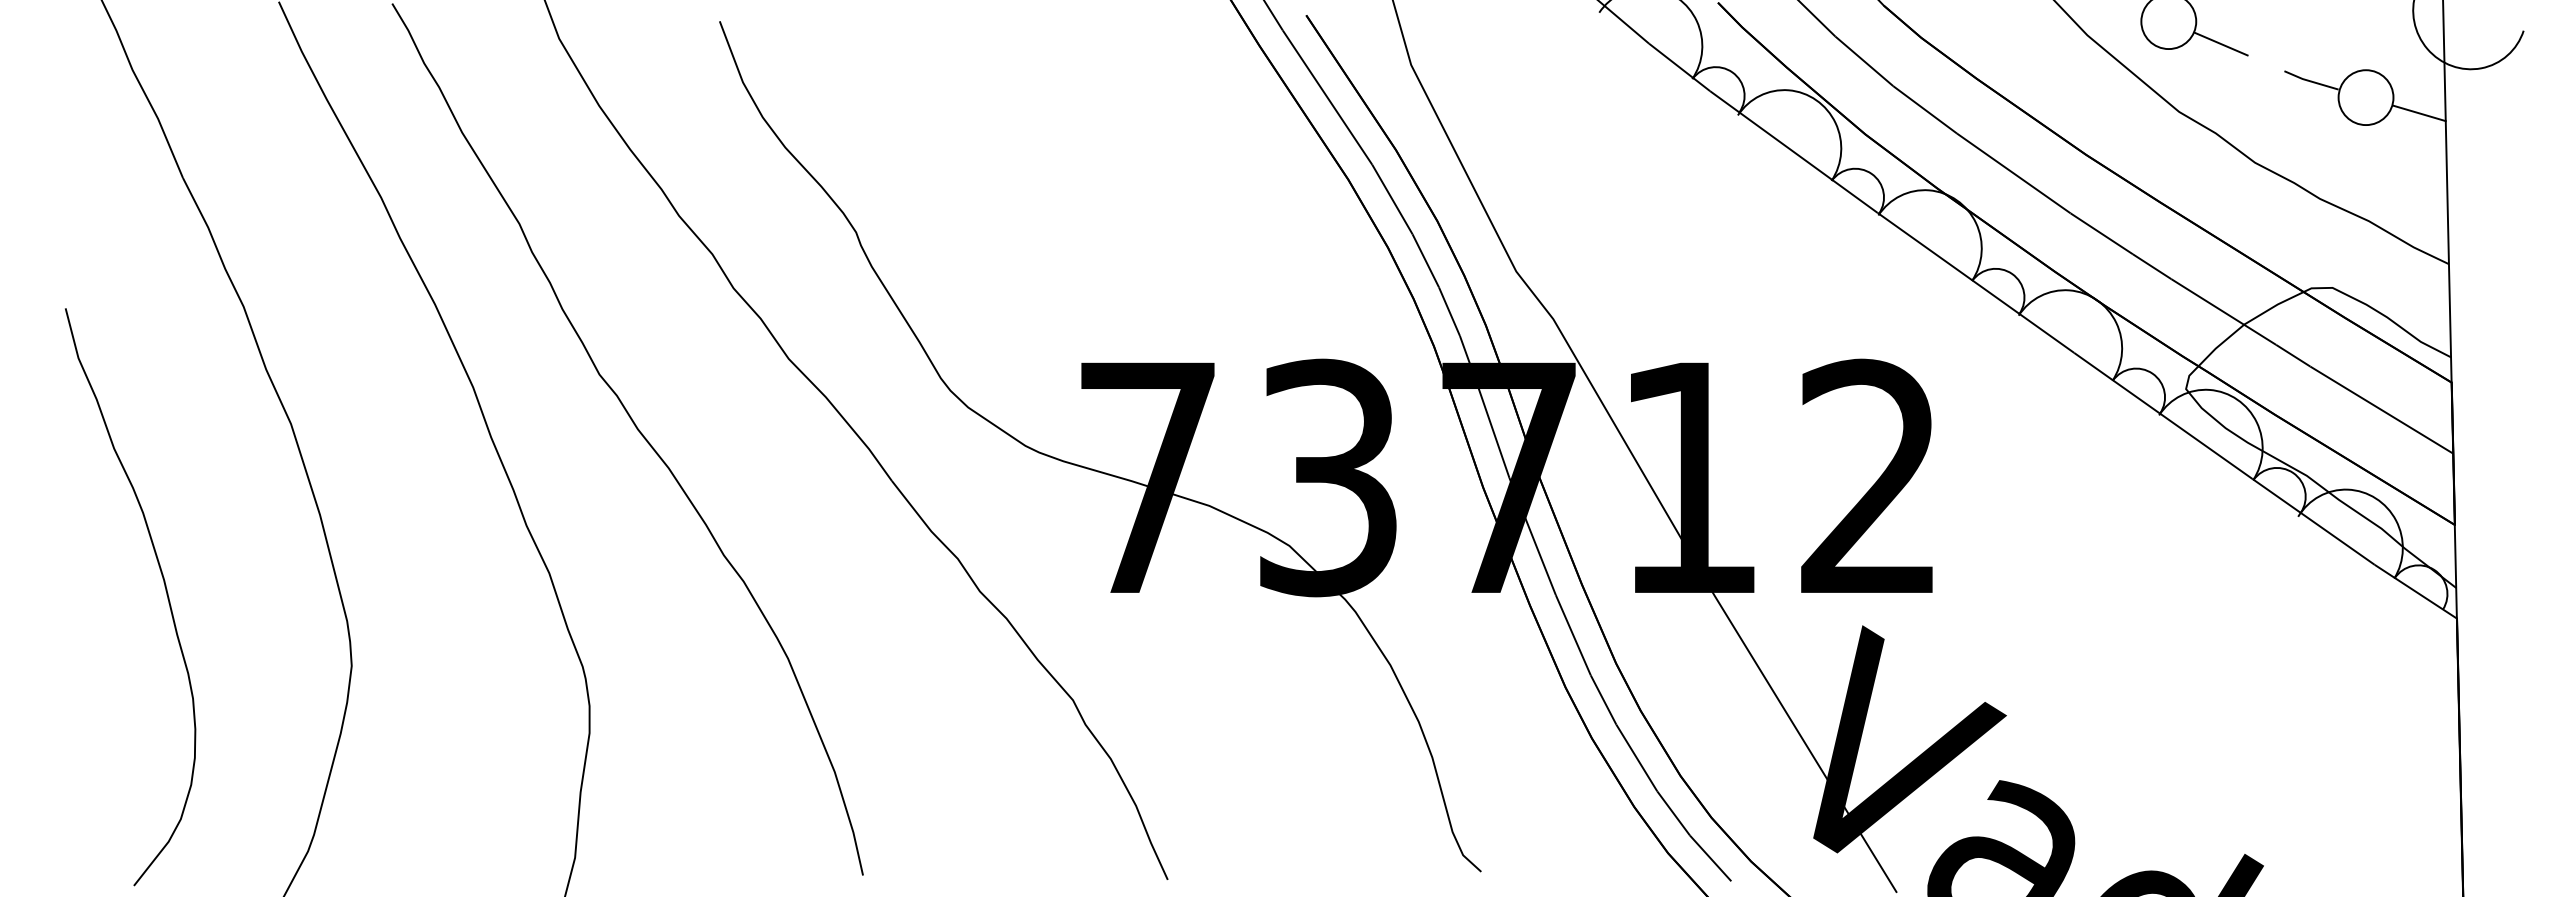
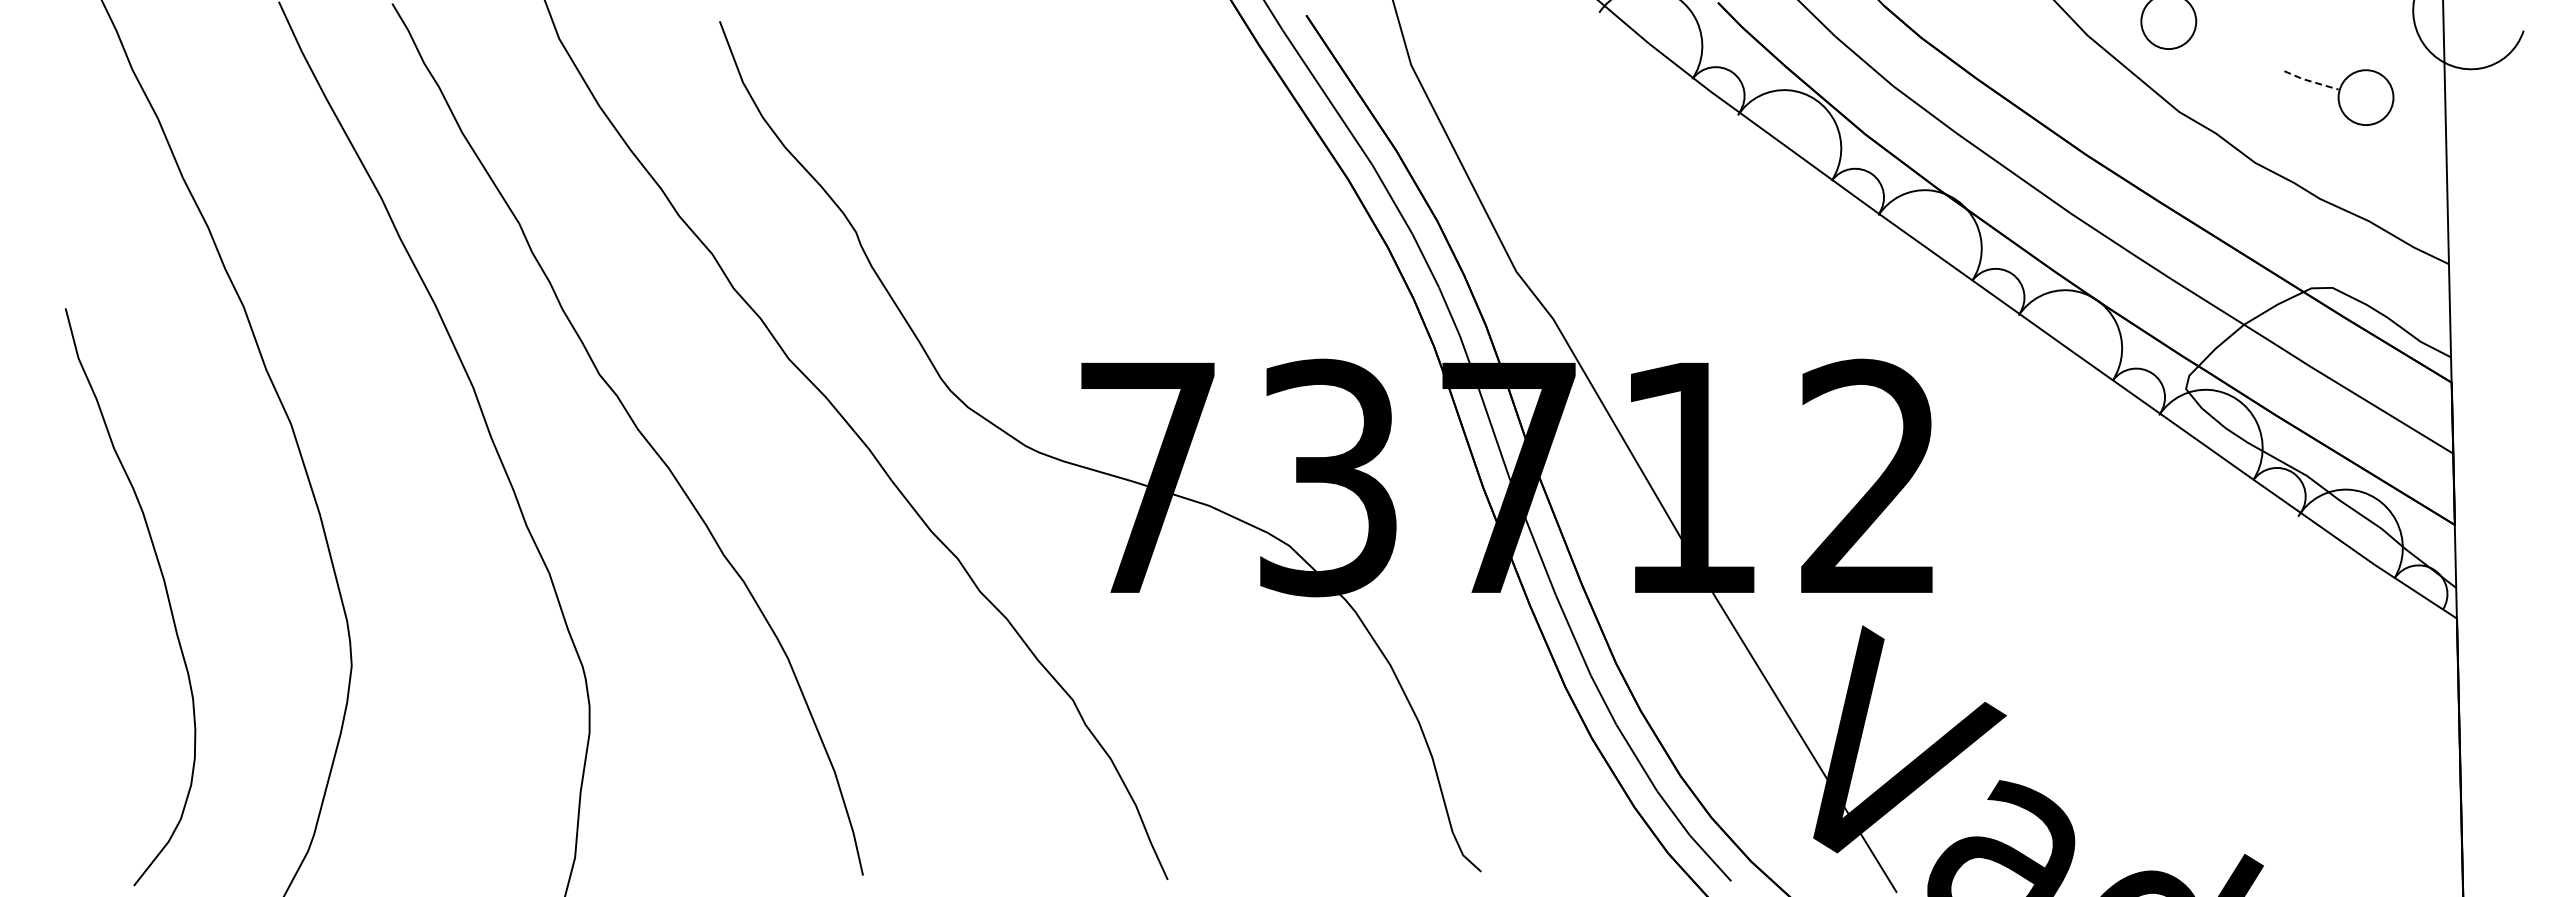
line: present -> none (2221, 43)
line: solid -> dashed (2311, 81)
line: present -> none (2419, 113)
